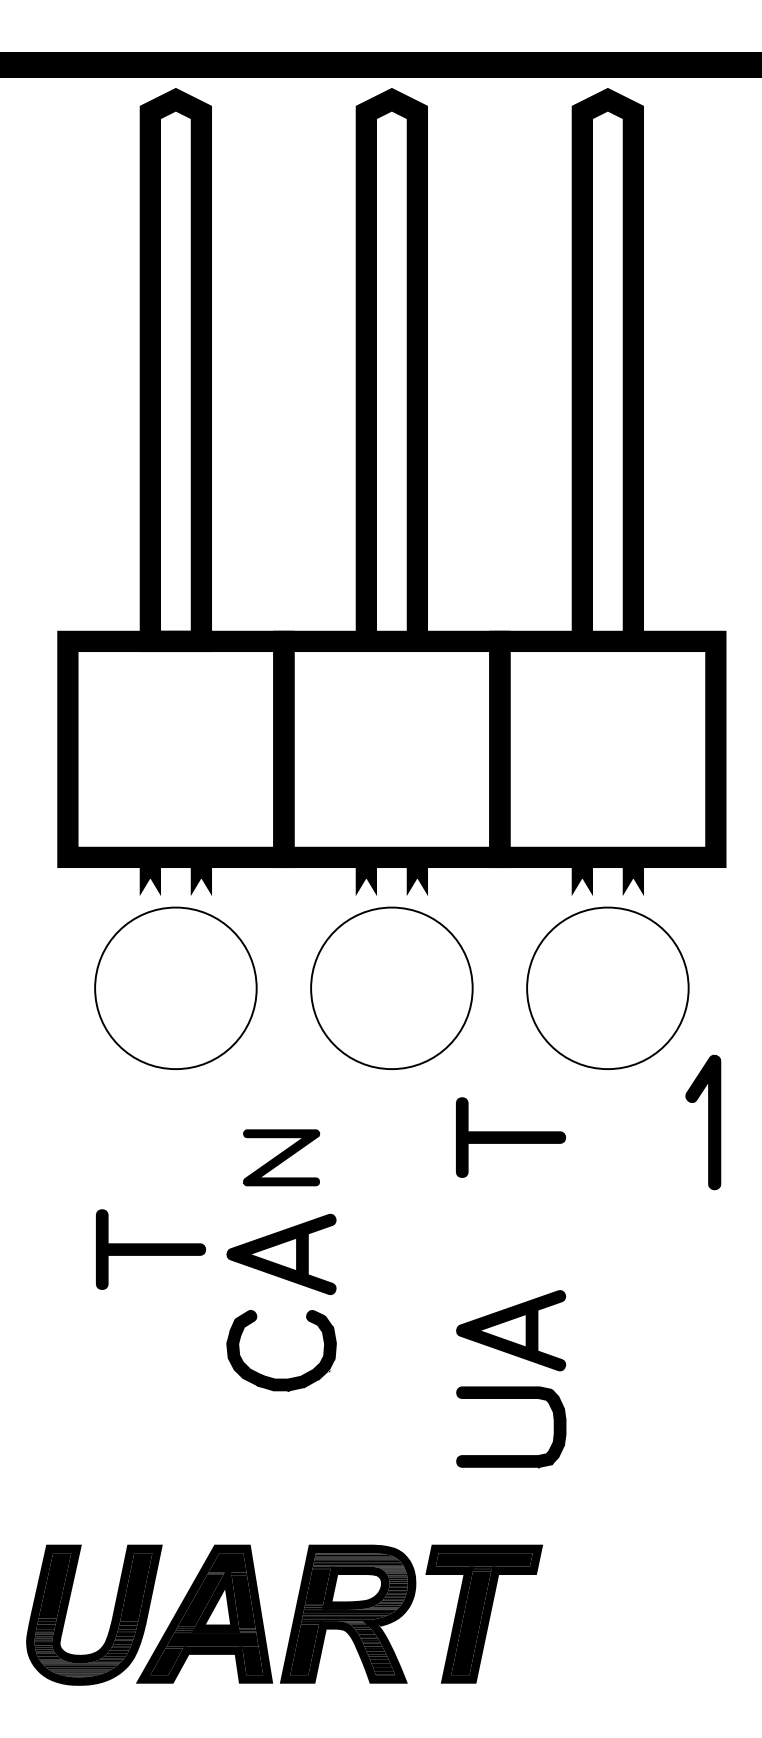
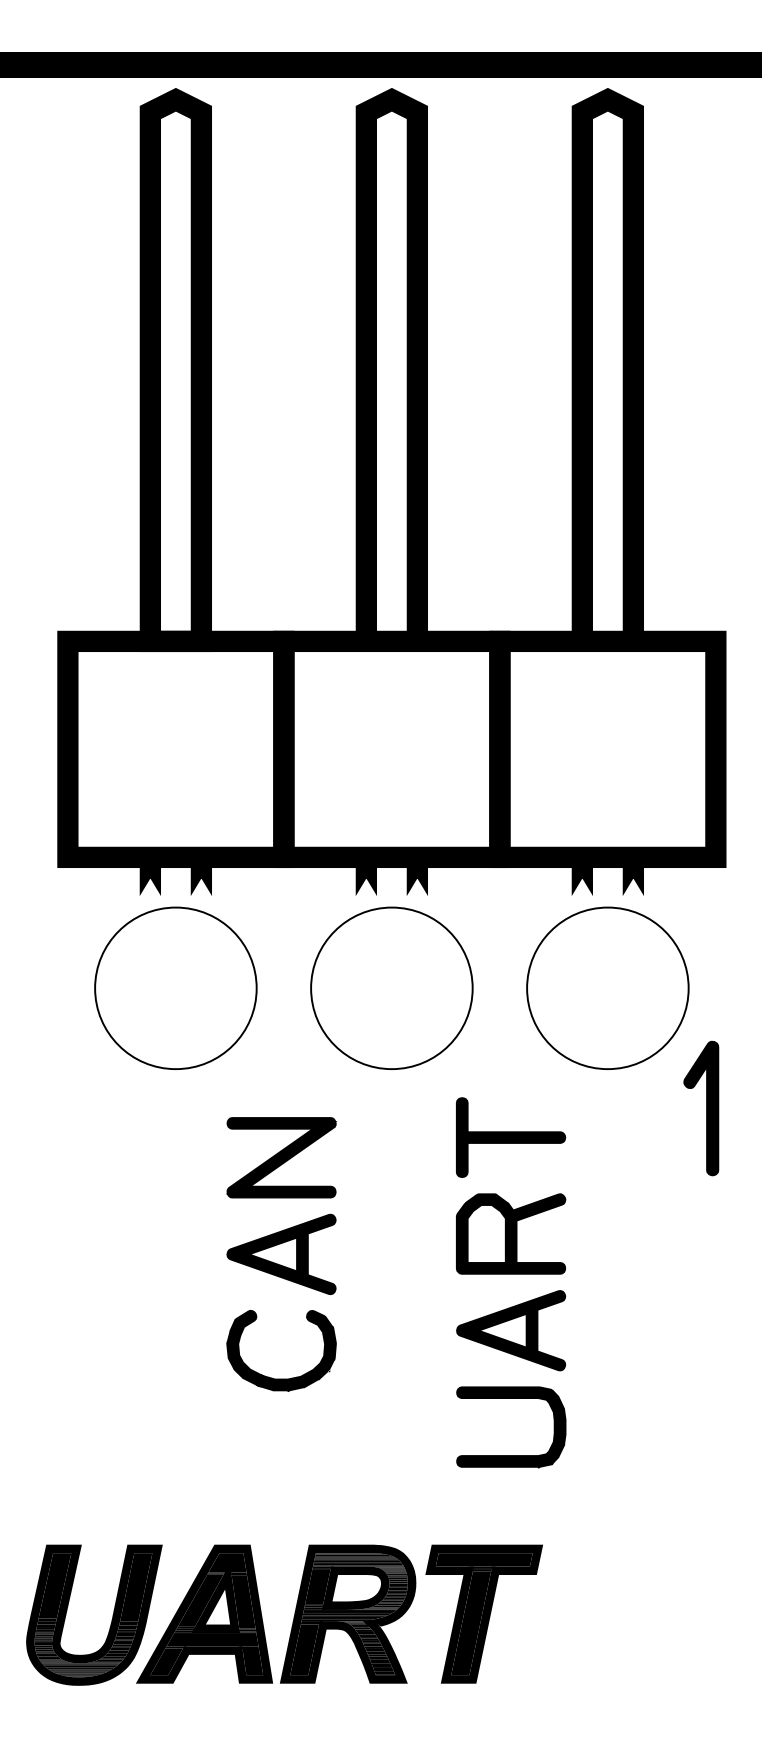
part position: (703, 1122) -> (701, 1108) (701, 1108)
part size: 78x58 px -> 111x82 px (281, 1157)
part: none -> present (511, 1233)
part: present -> none (151, 1249)
